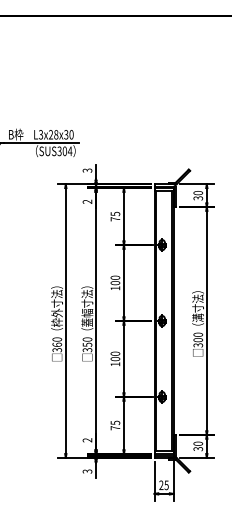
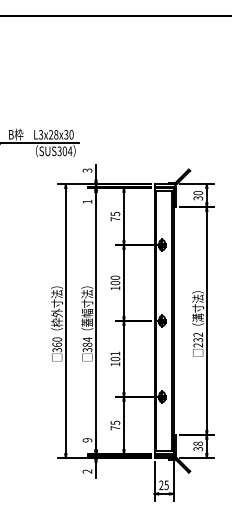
text: 2 -> 1 (87, 201)
text: 300 -> 232 (198, 339)
text: 350 -> 384 (87, 341)
text: 100 -> 101 (115, 353)
text: 2 -> 9 (87, 440)
text: 30 -> 38 (198, 443)
text: 3 -> 2 (88, 471)
